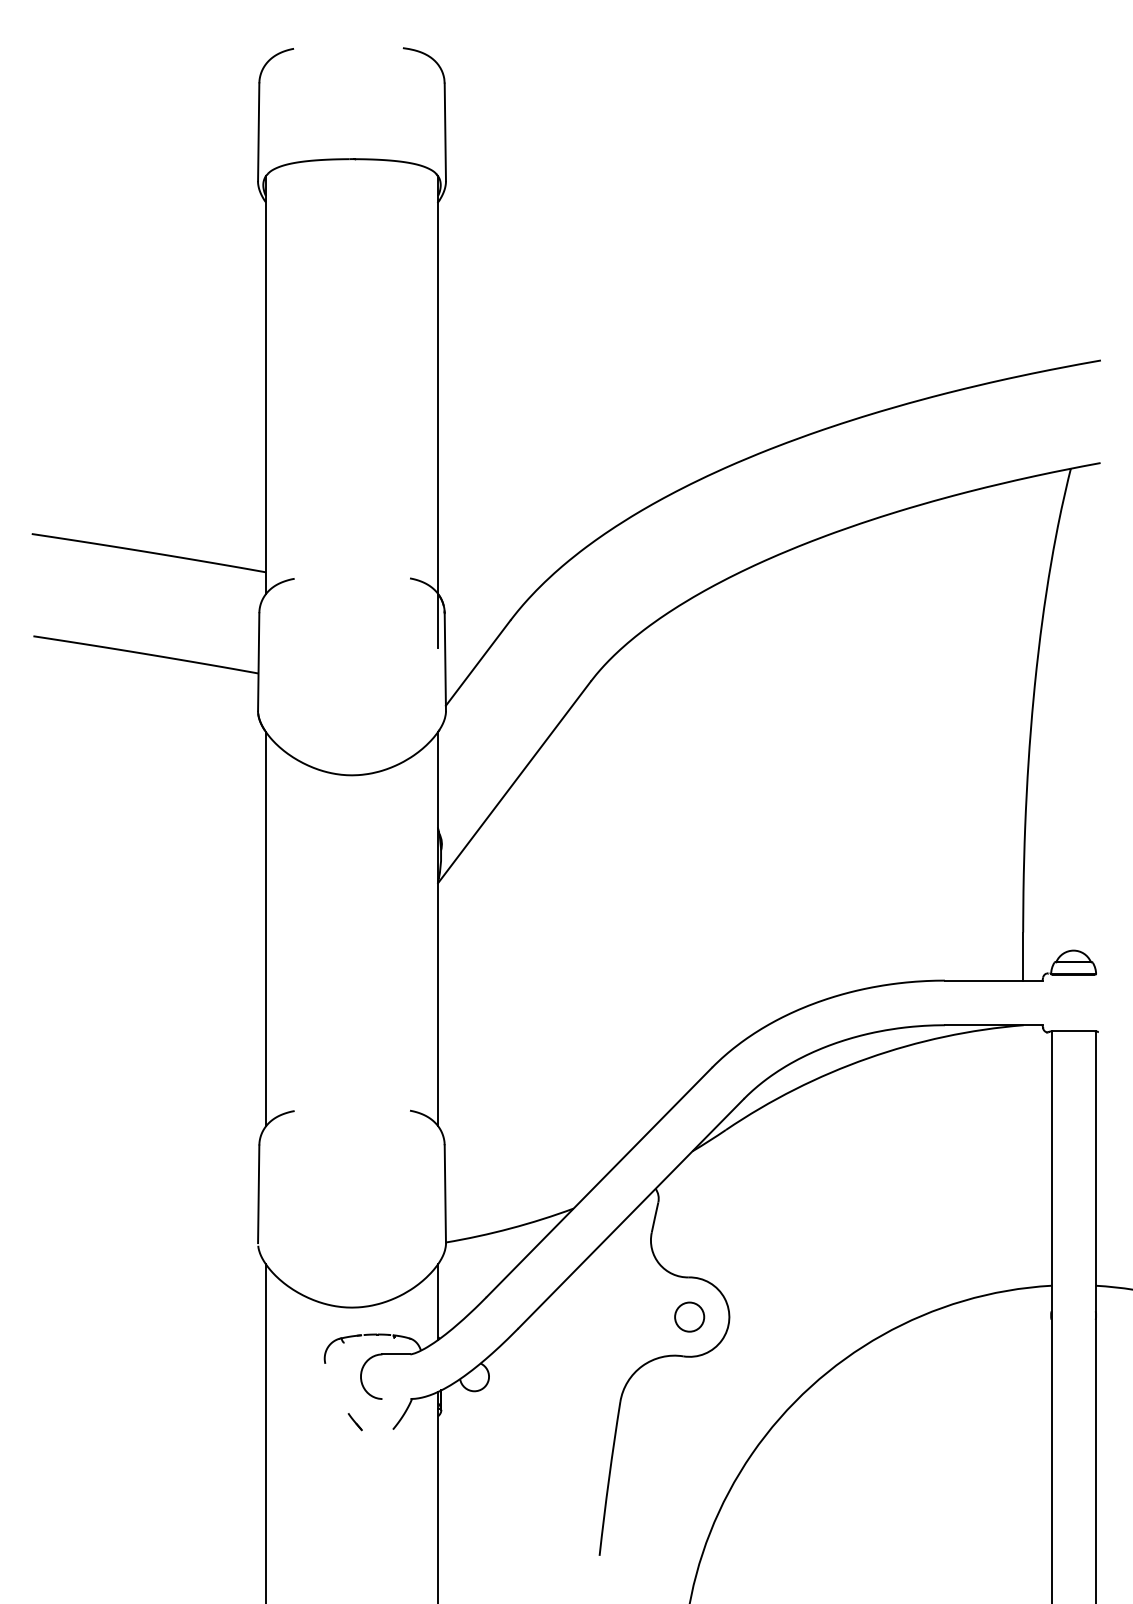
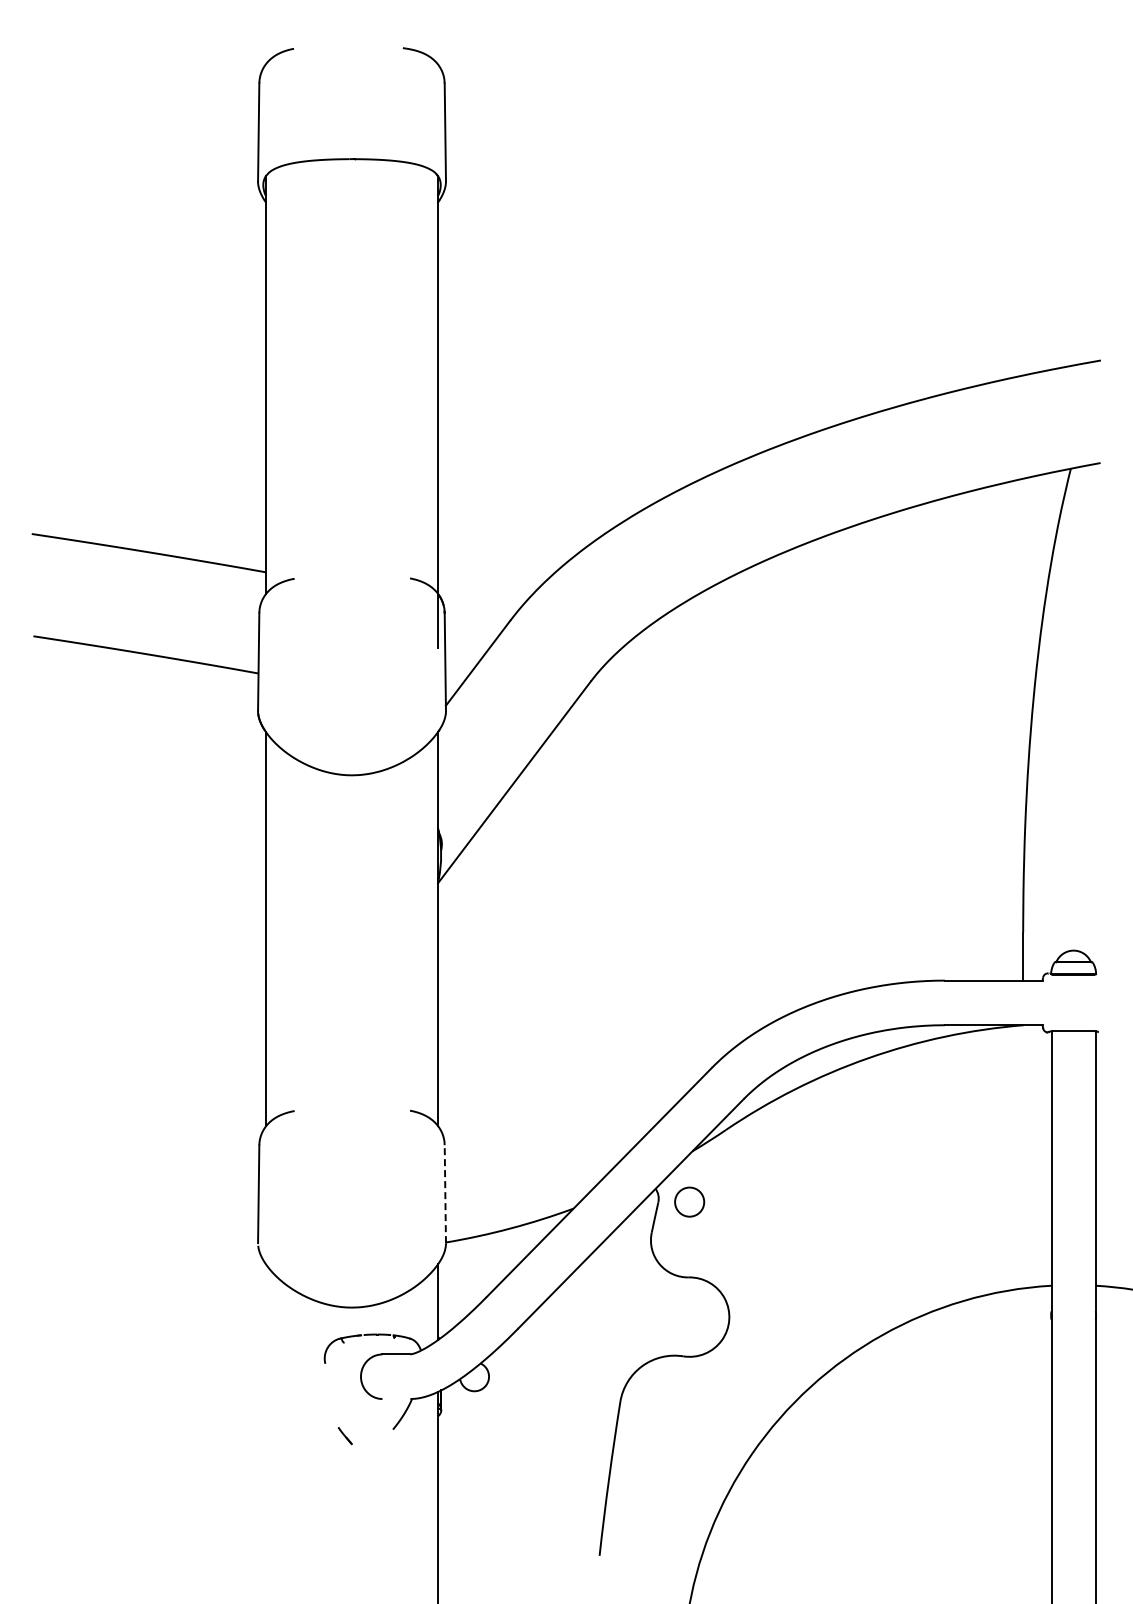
line: solid -> dashed (445, 1194)
circle position: (689, 1316) -> (689, 1201) (689, 1201)
line position: (354, 1422) -> (344, 1436) (344, 1436)
line: present -> none (265, 1432)
